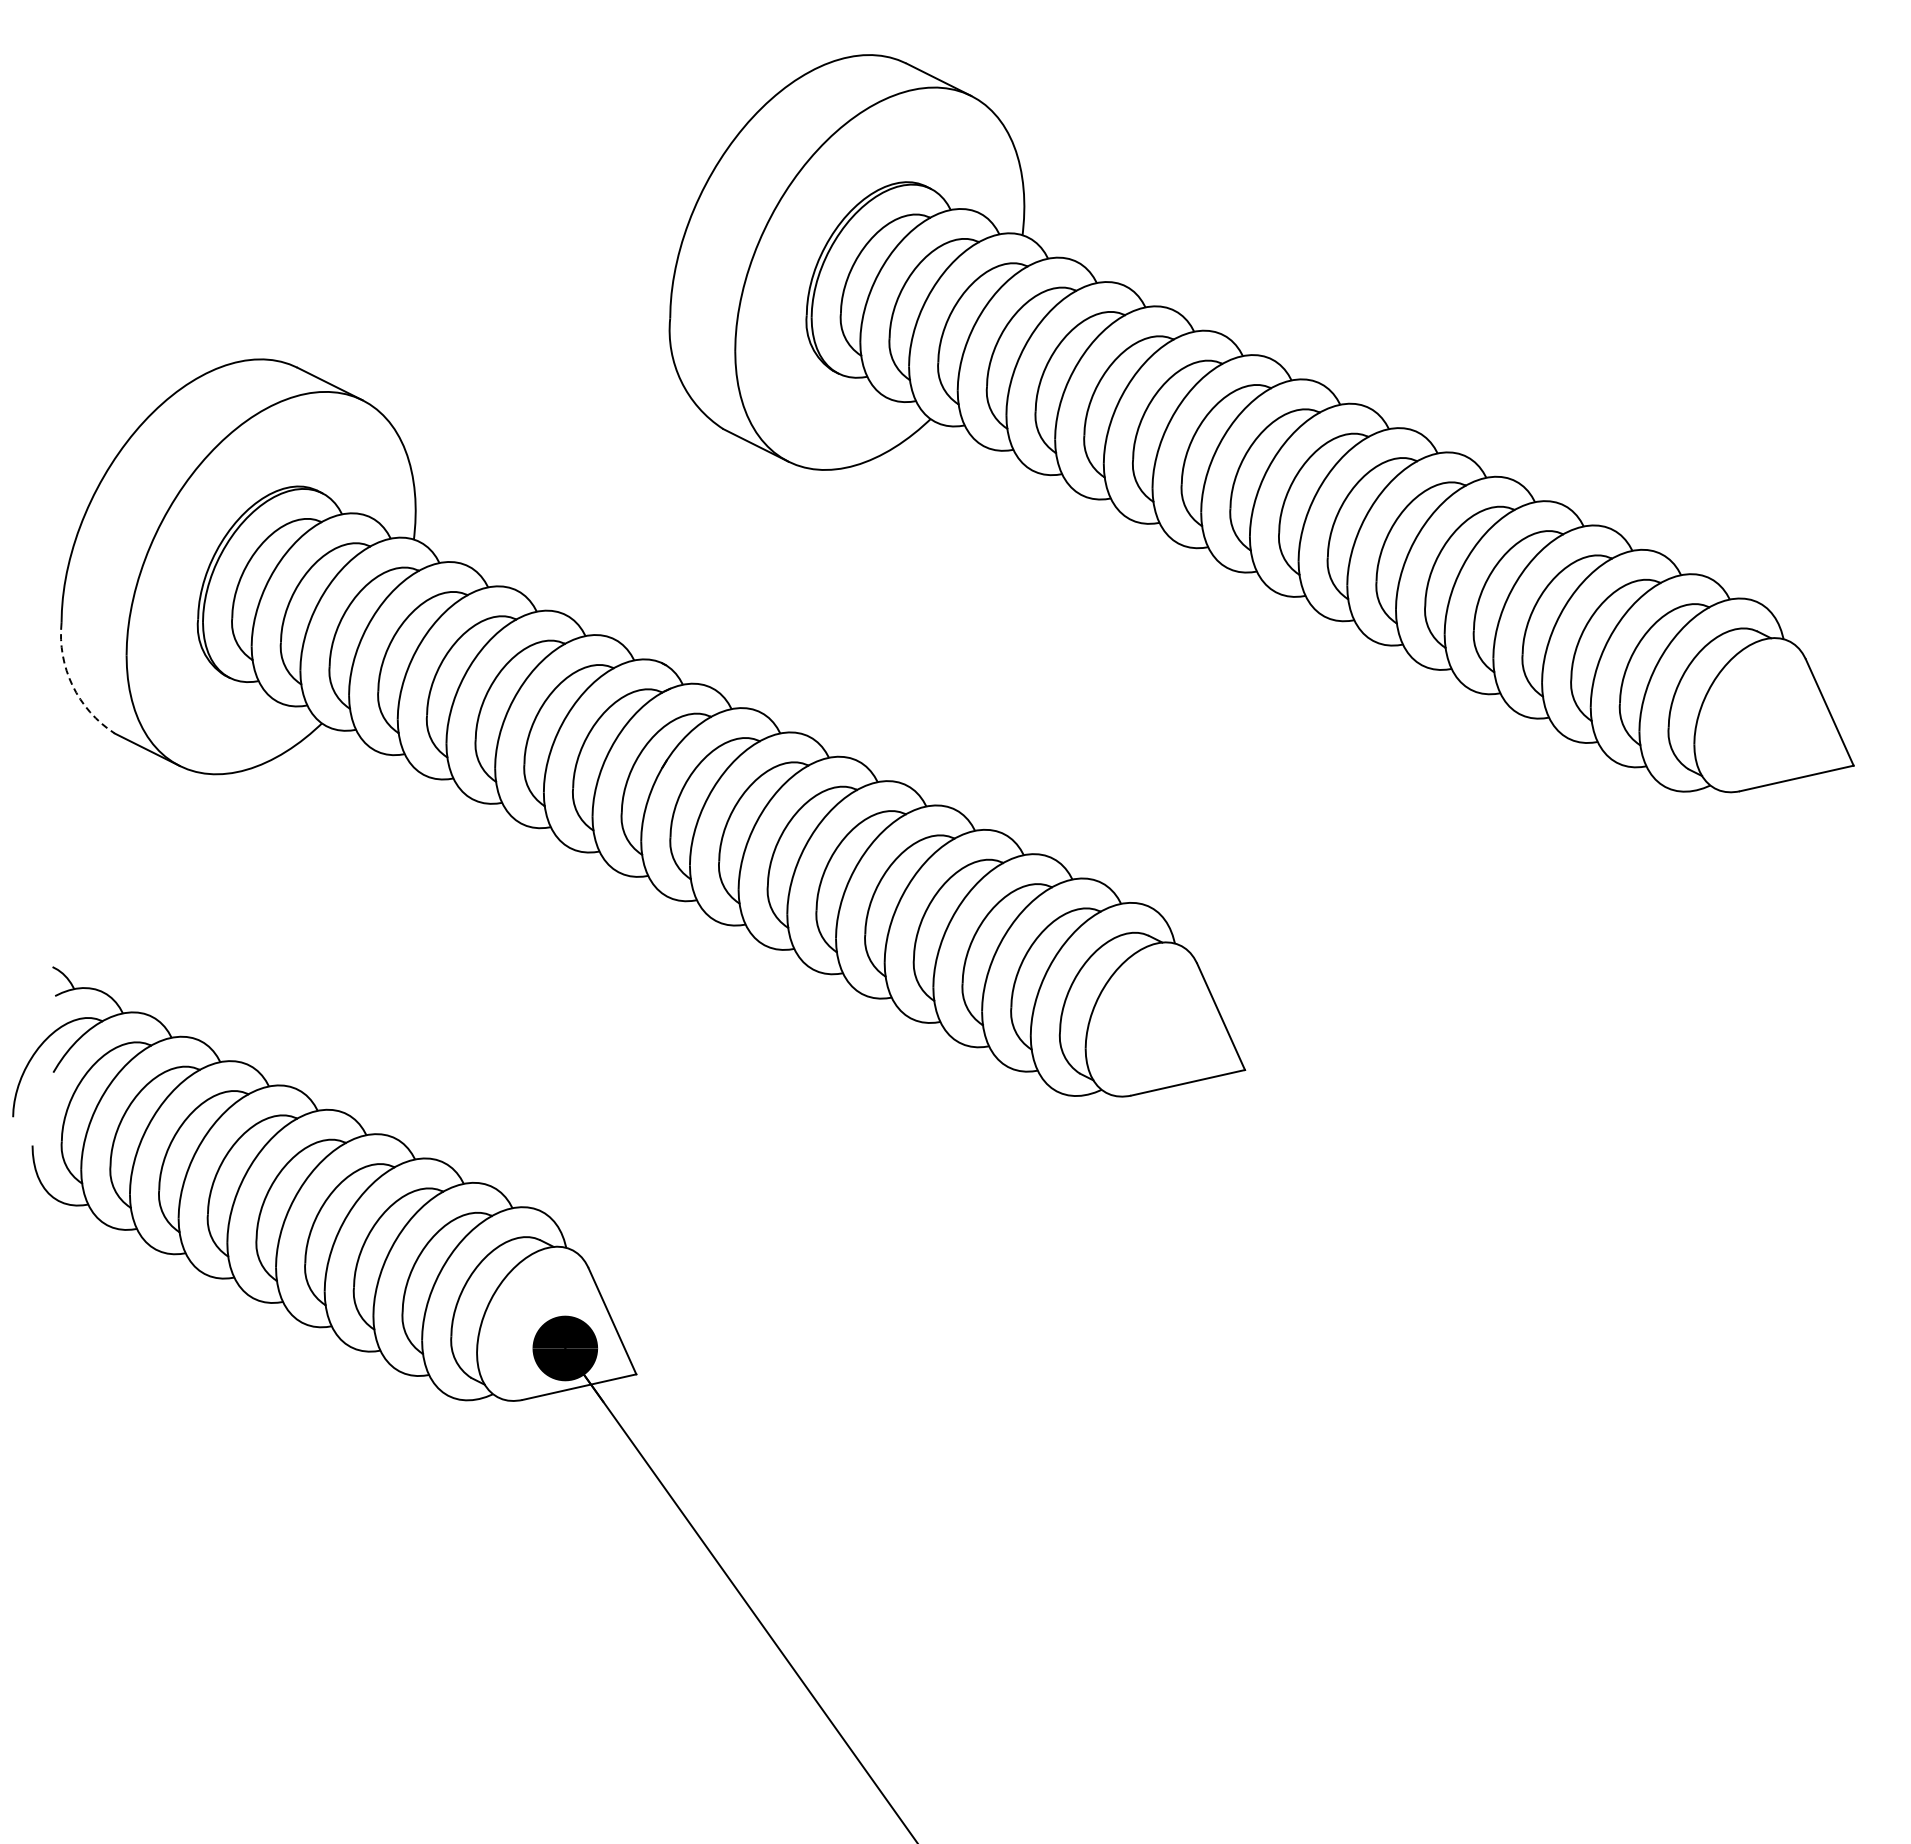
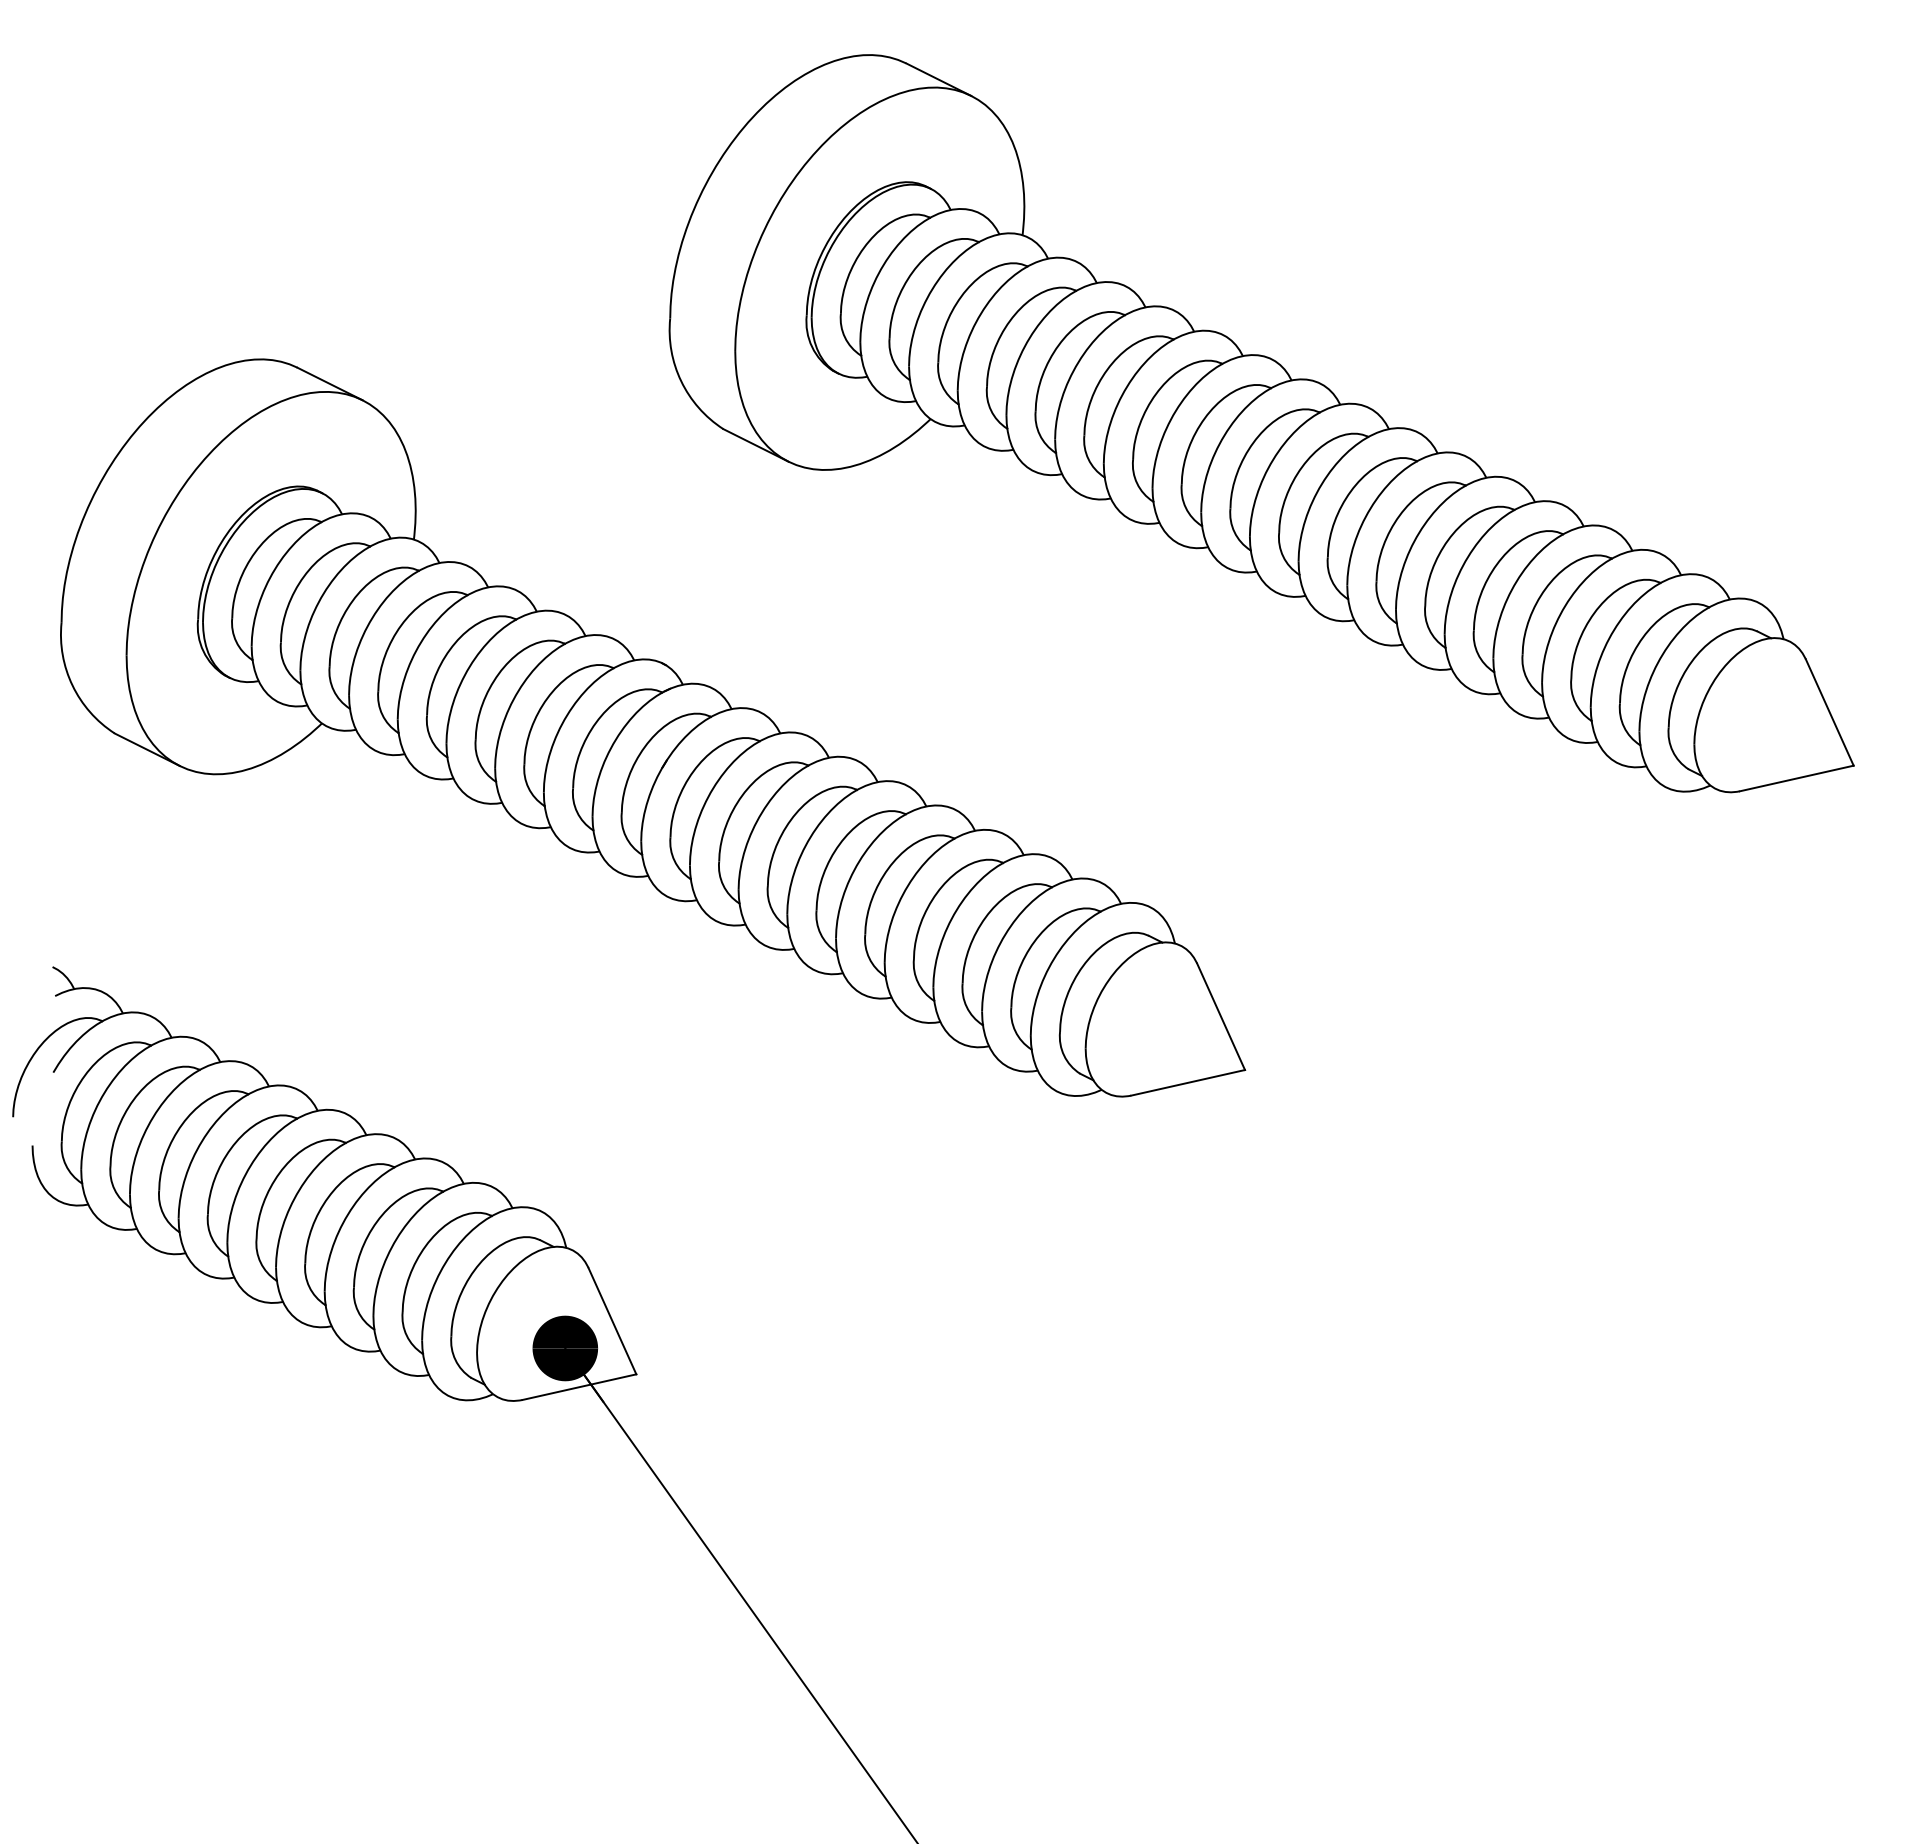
arc: dashed -> solid (72, 685)
